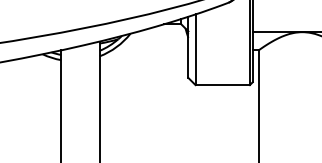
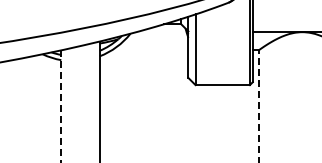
line: solid -> dashed (61, 105)
line: solid -> dashed (259, 105)
